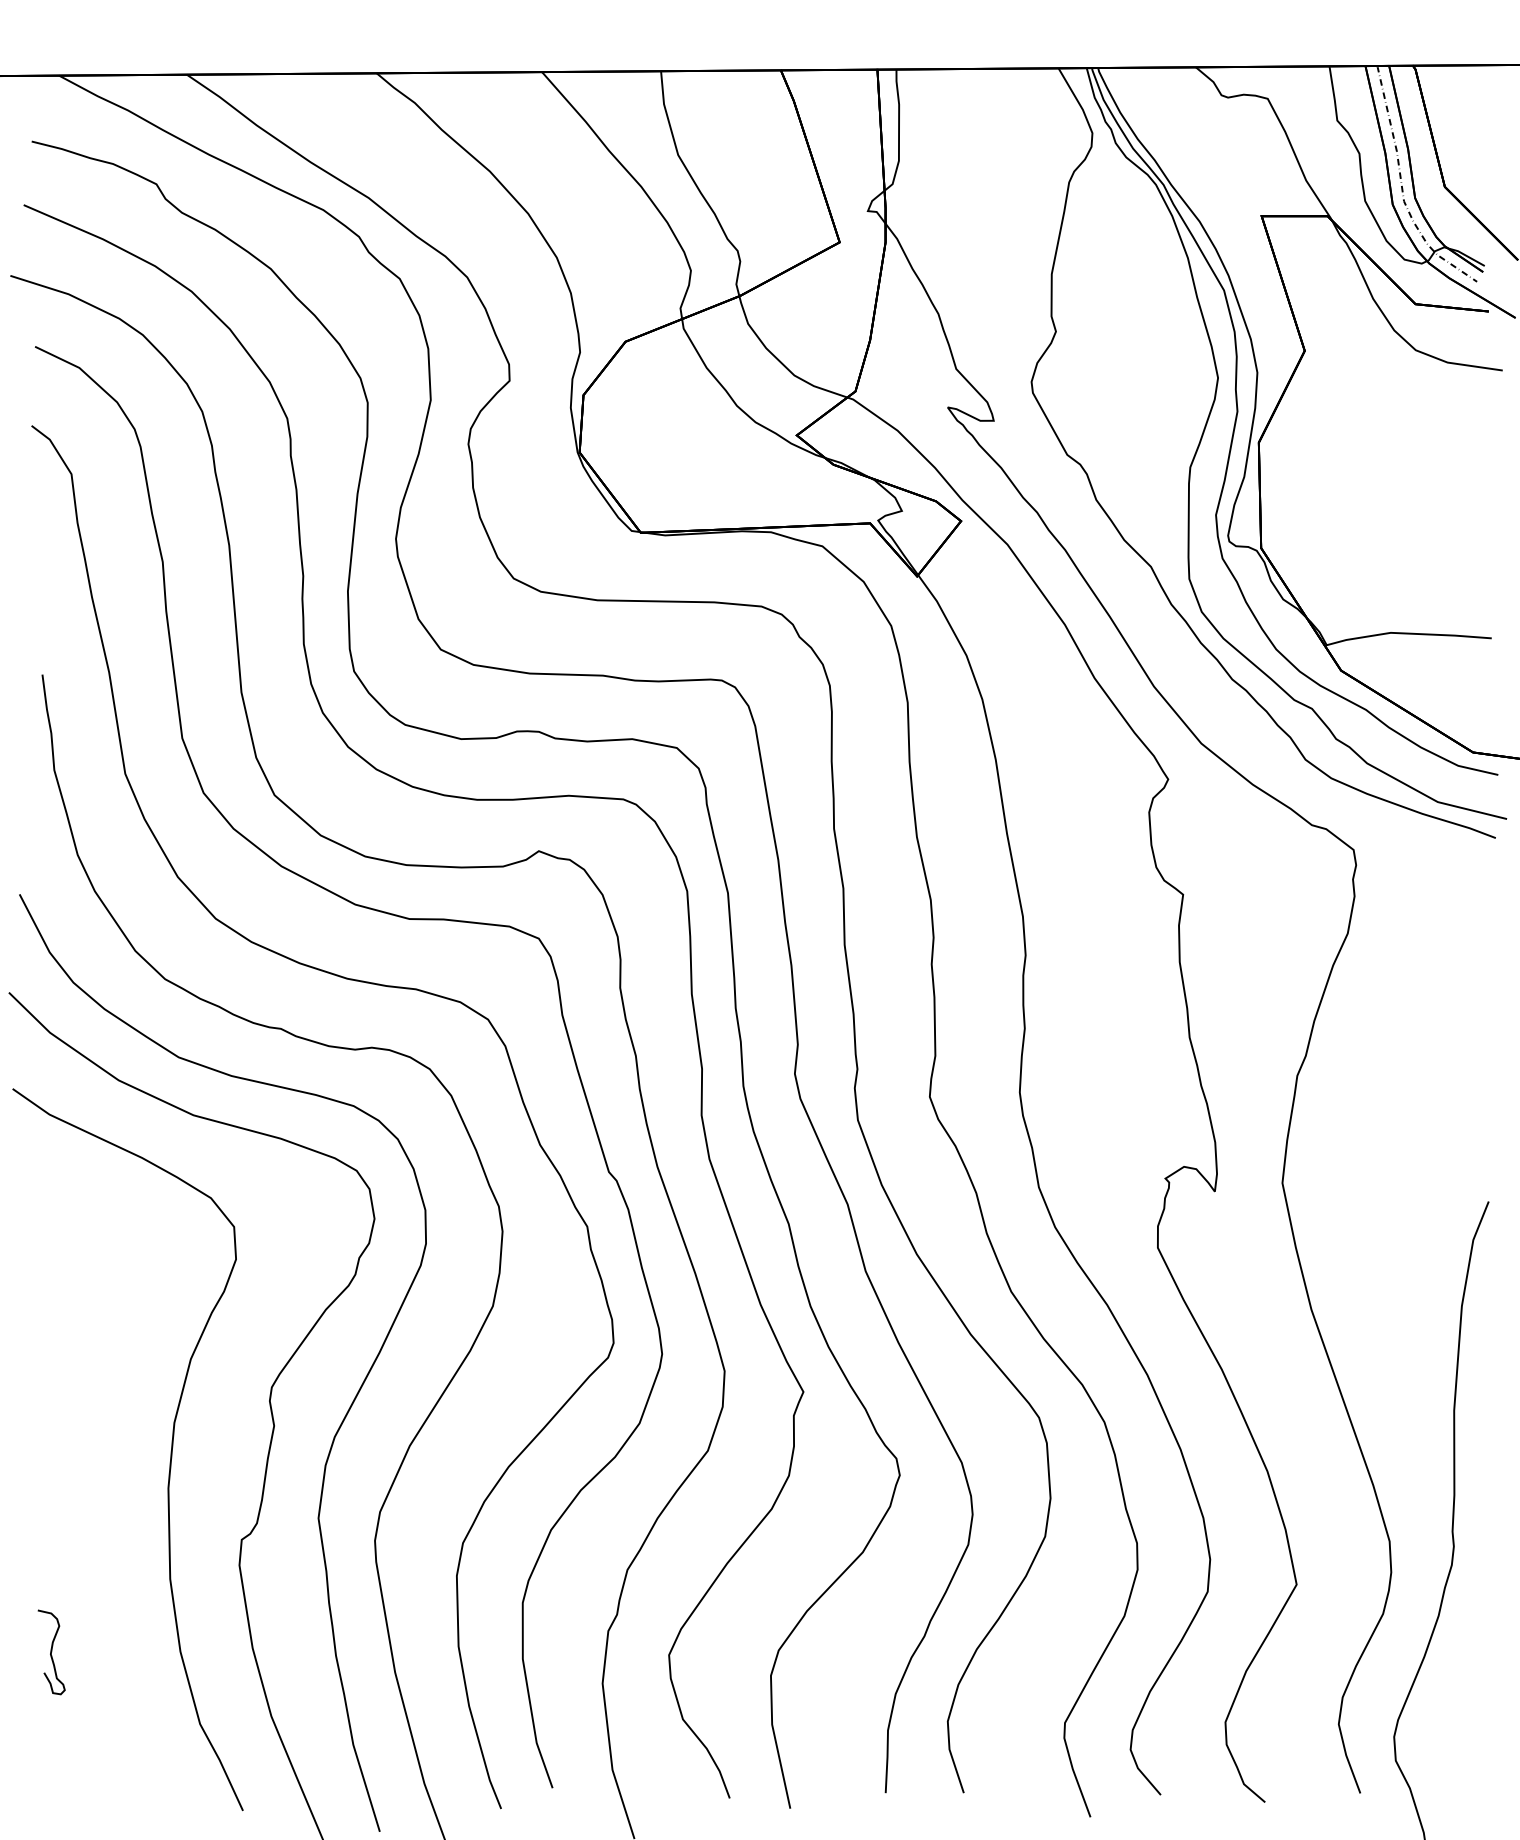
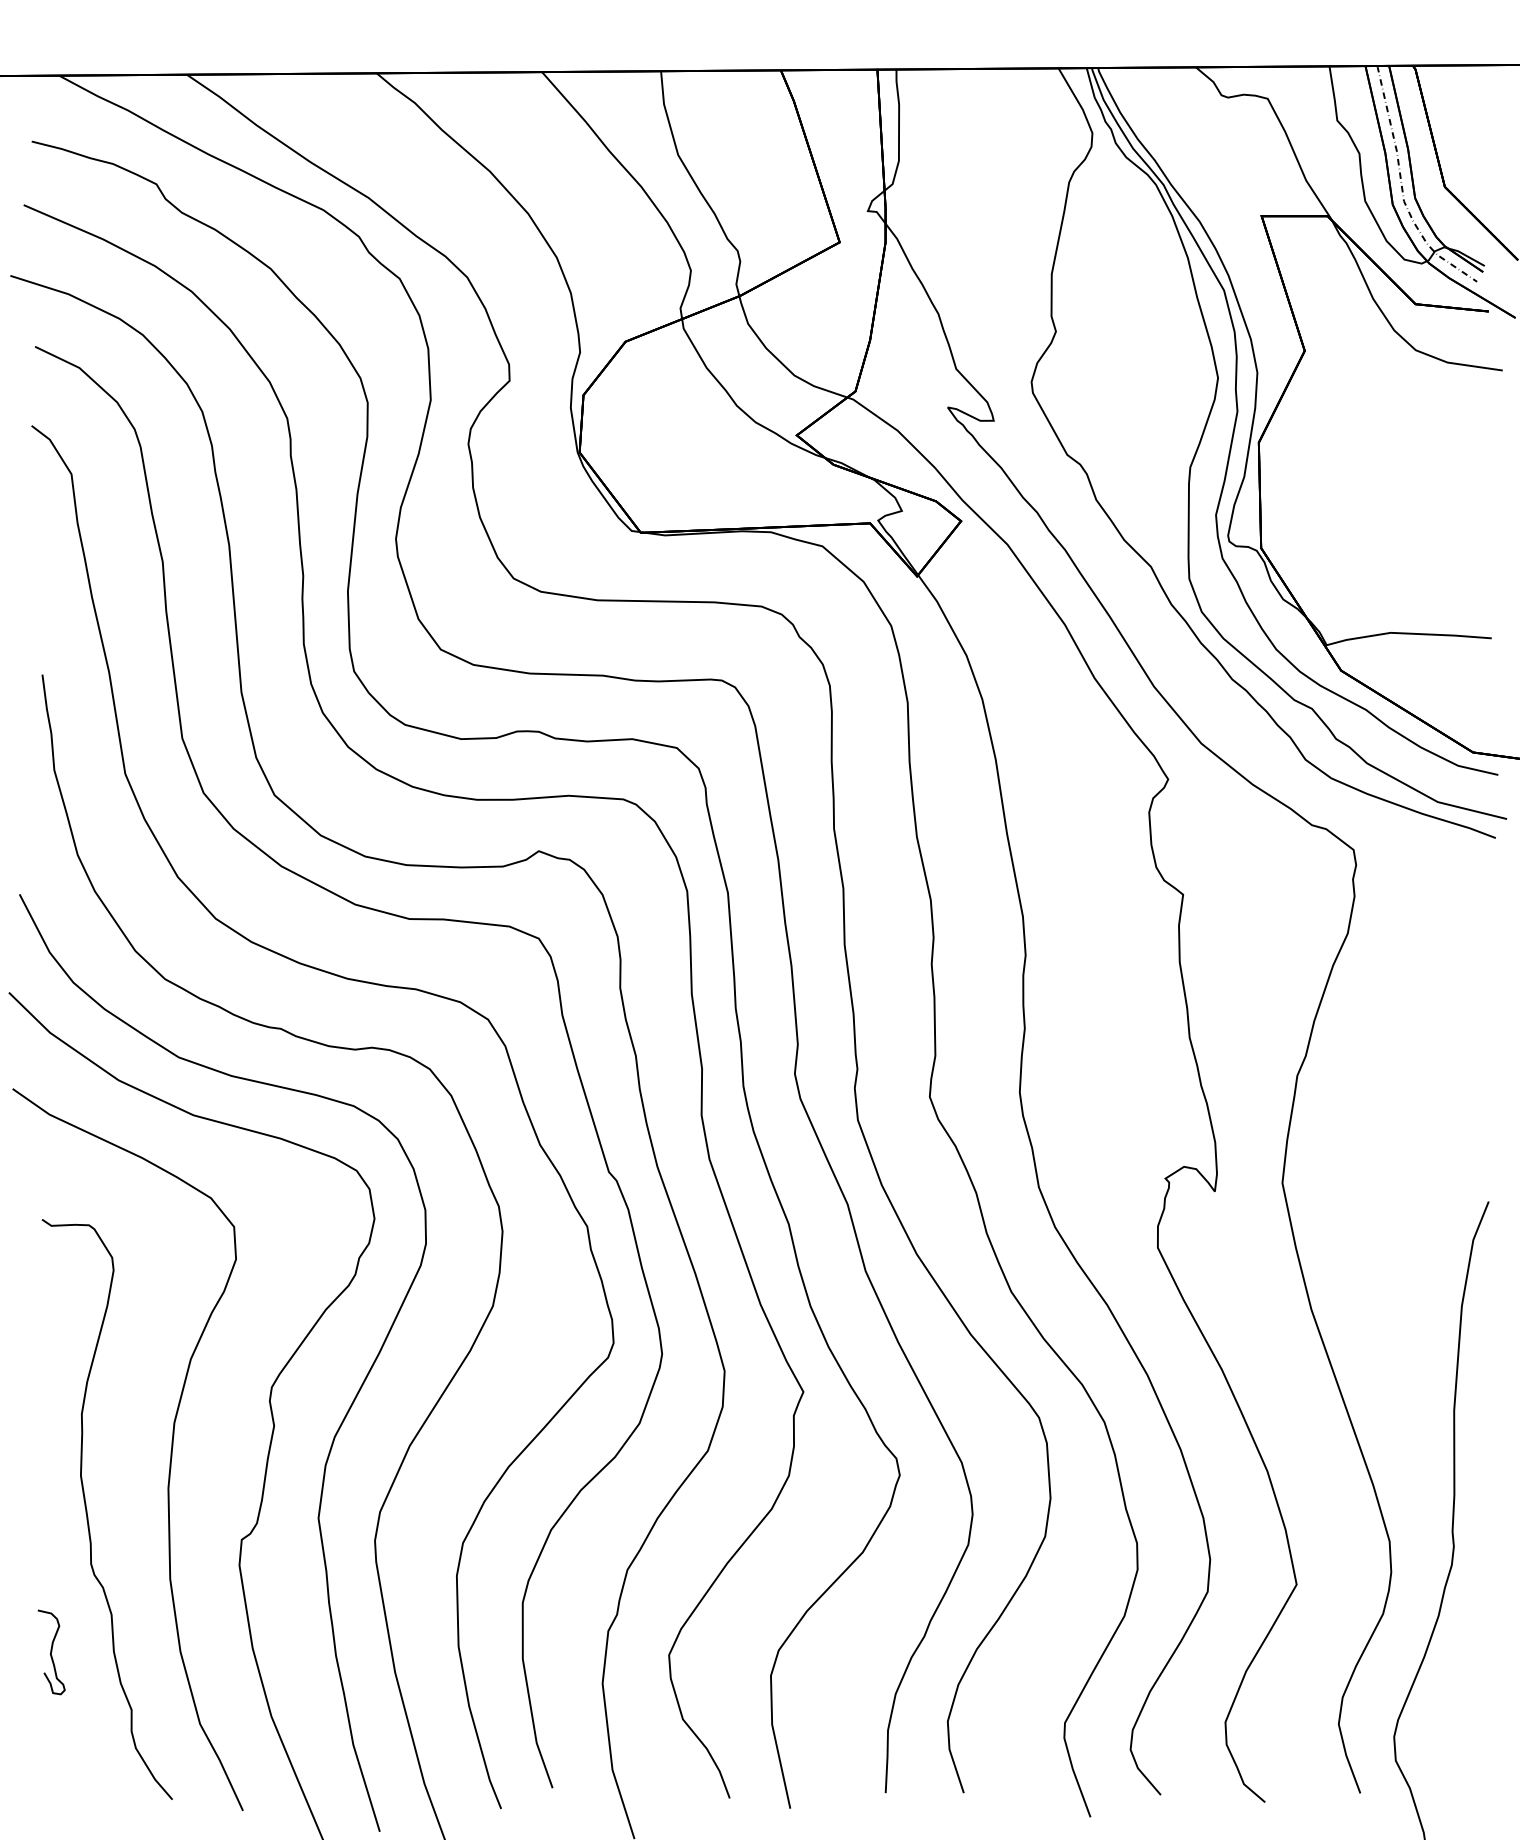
curve: none -> present (87, 1509)
